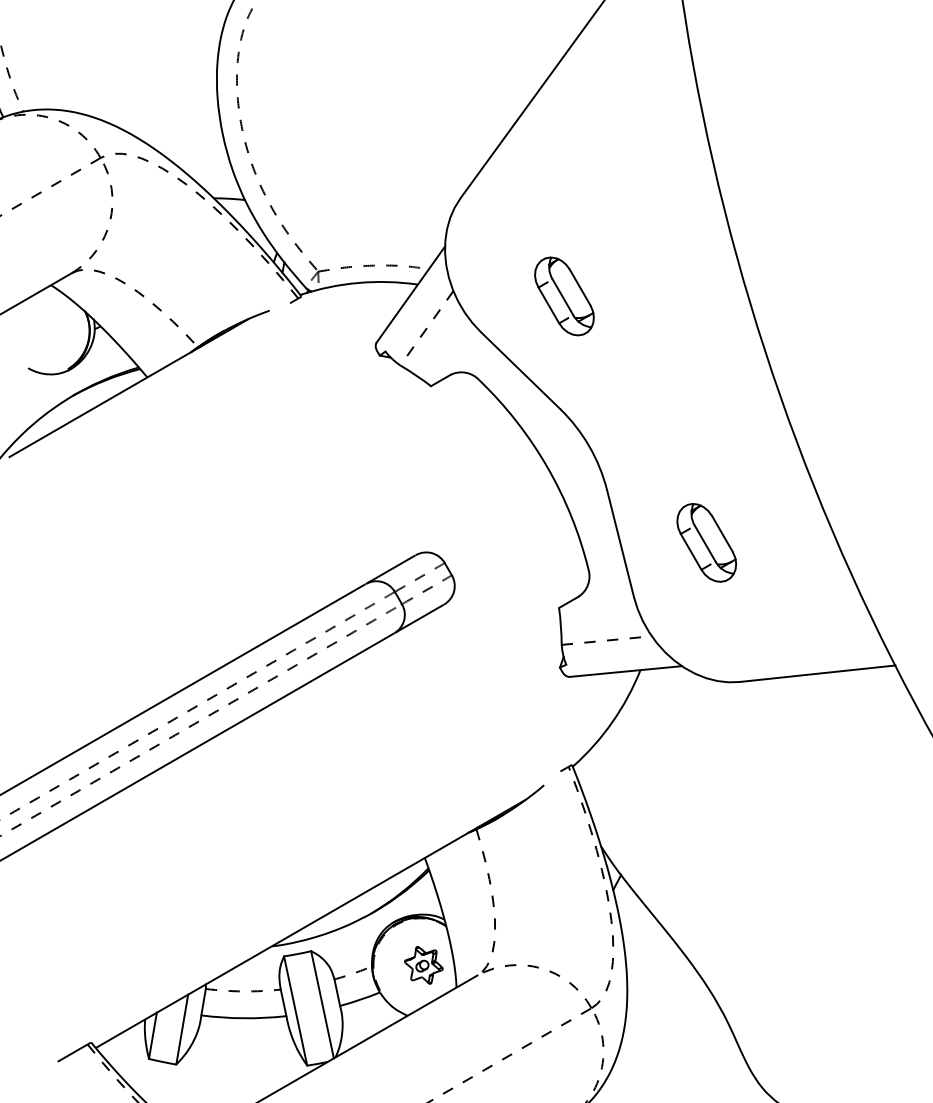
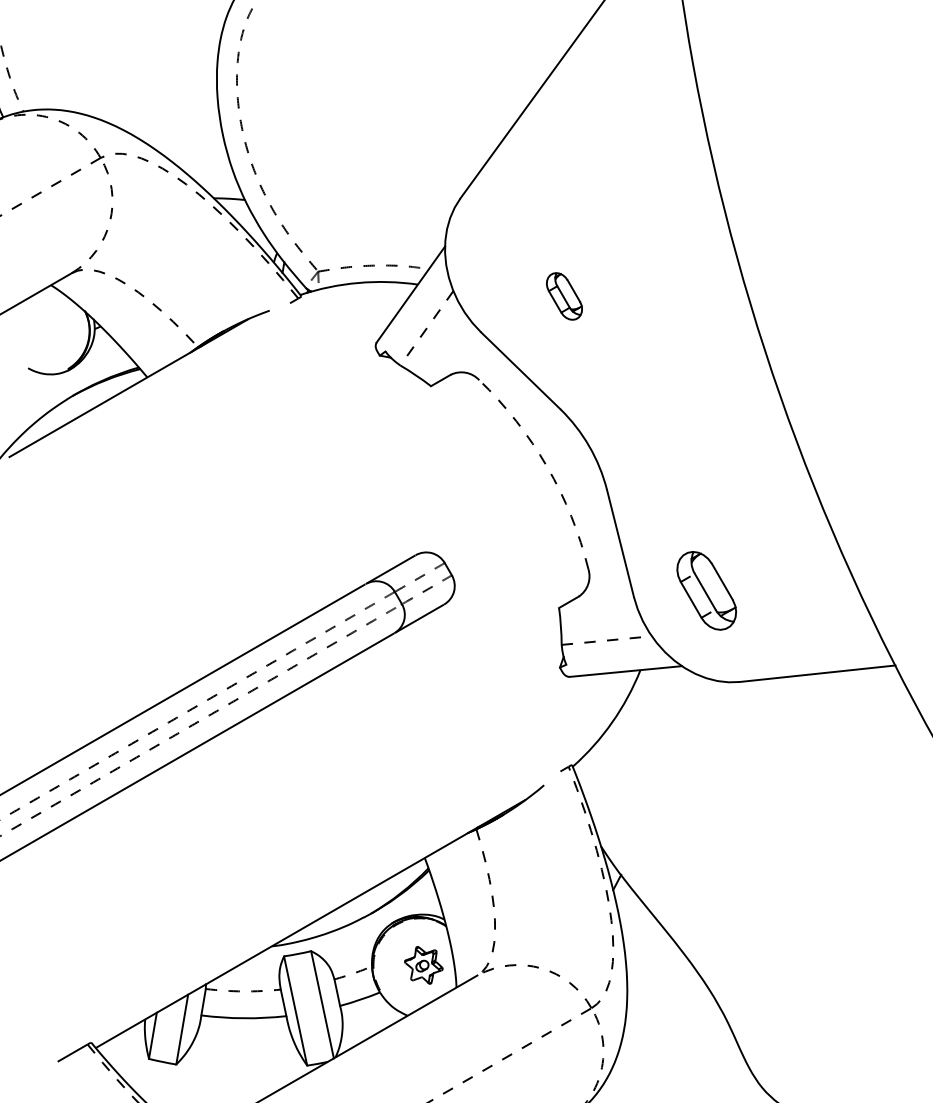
part size: 61x81 px -> 37x49 px (564, 296)
arc: solid -> dashed (547, 466)
part position: (706, 542) -> (706, 590) (706, 590)
